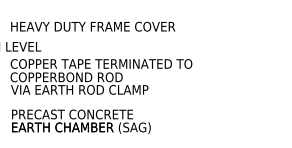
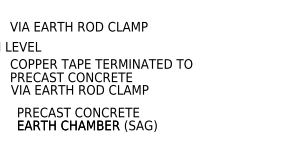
text: HEAVY DUTY FRAME COVER -> VIA EARTH ROD CLAMP (92, 26)
text: COPPERBOND ROD -> PRECAST CONCRETE (71, 77)
text position: (81, 121) -> (87, 119) (87, 119)
